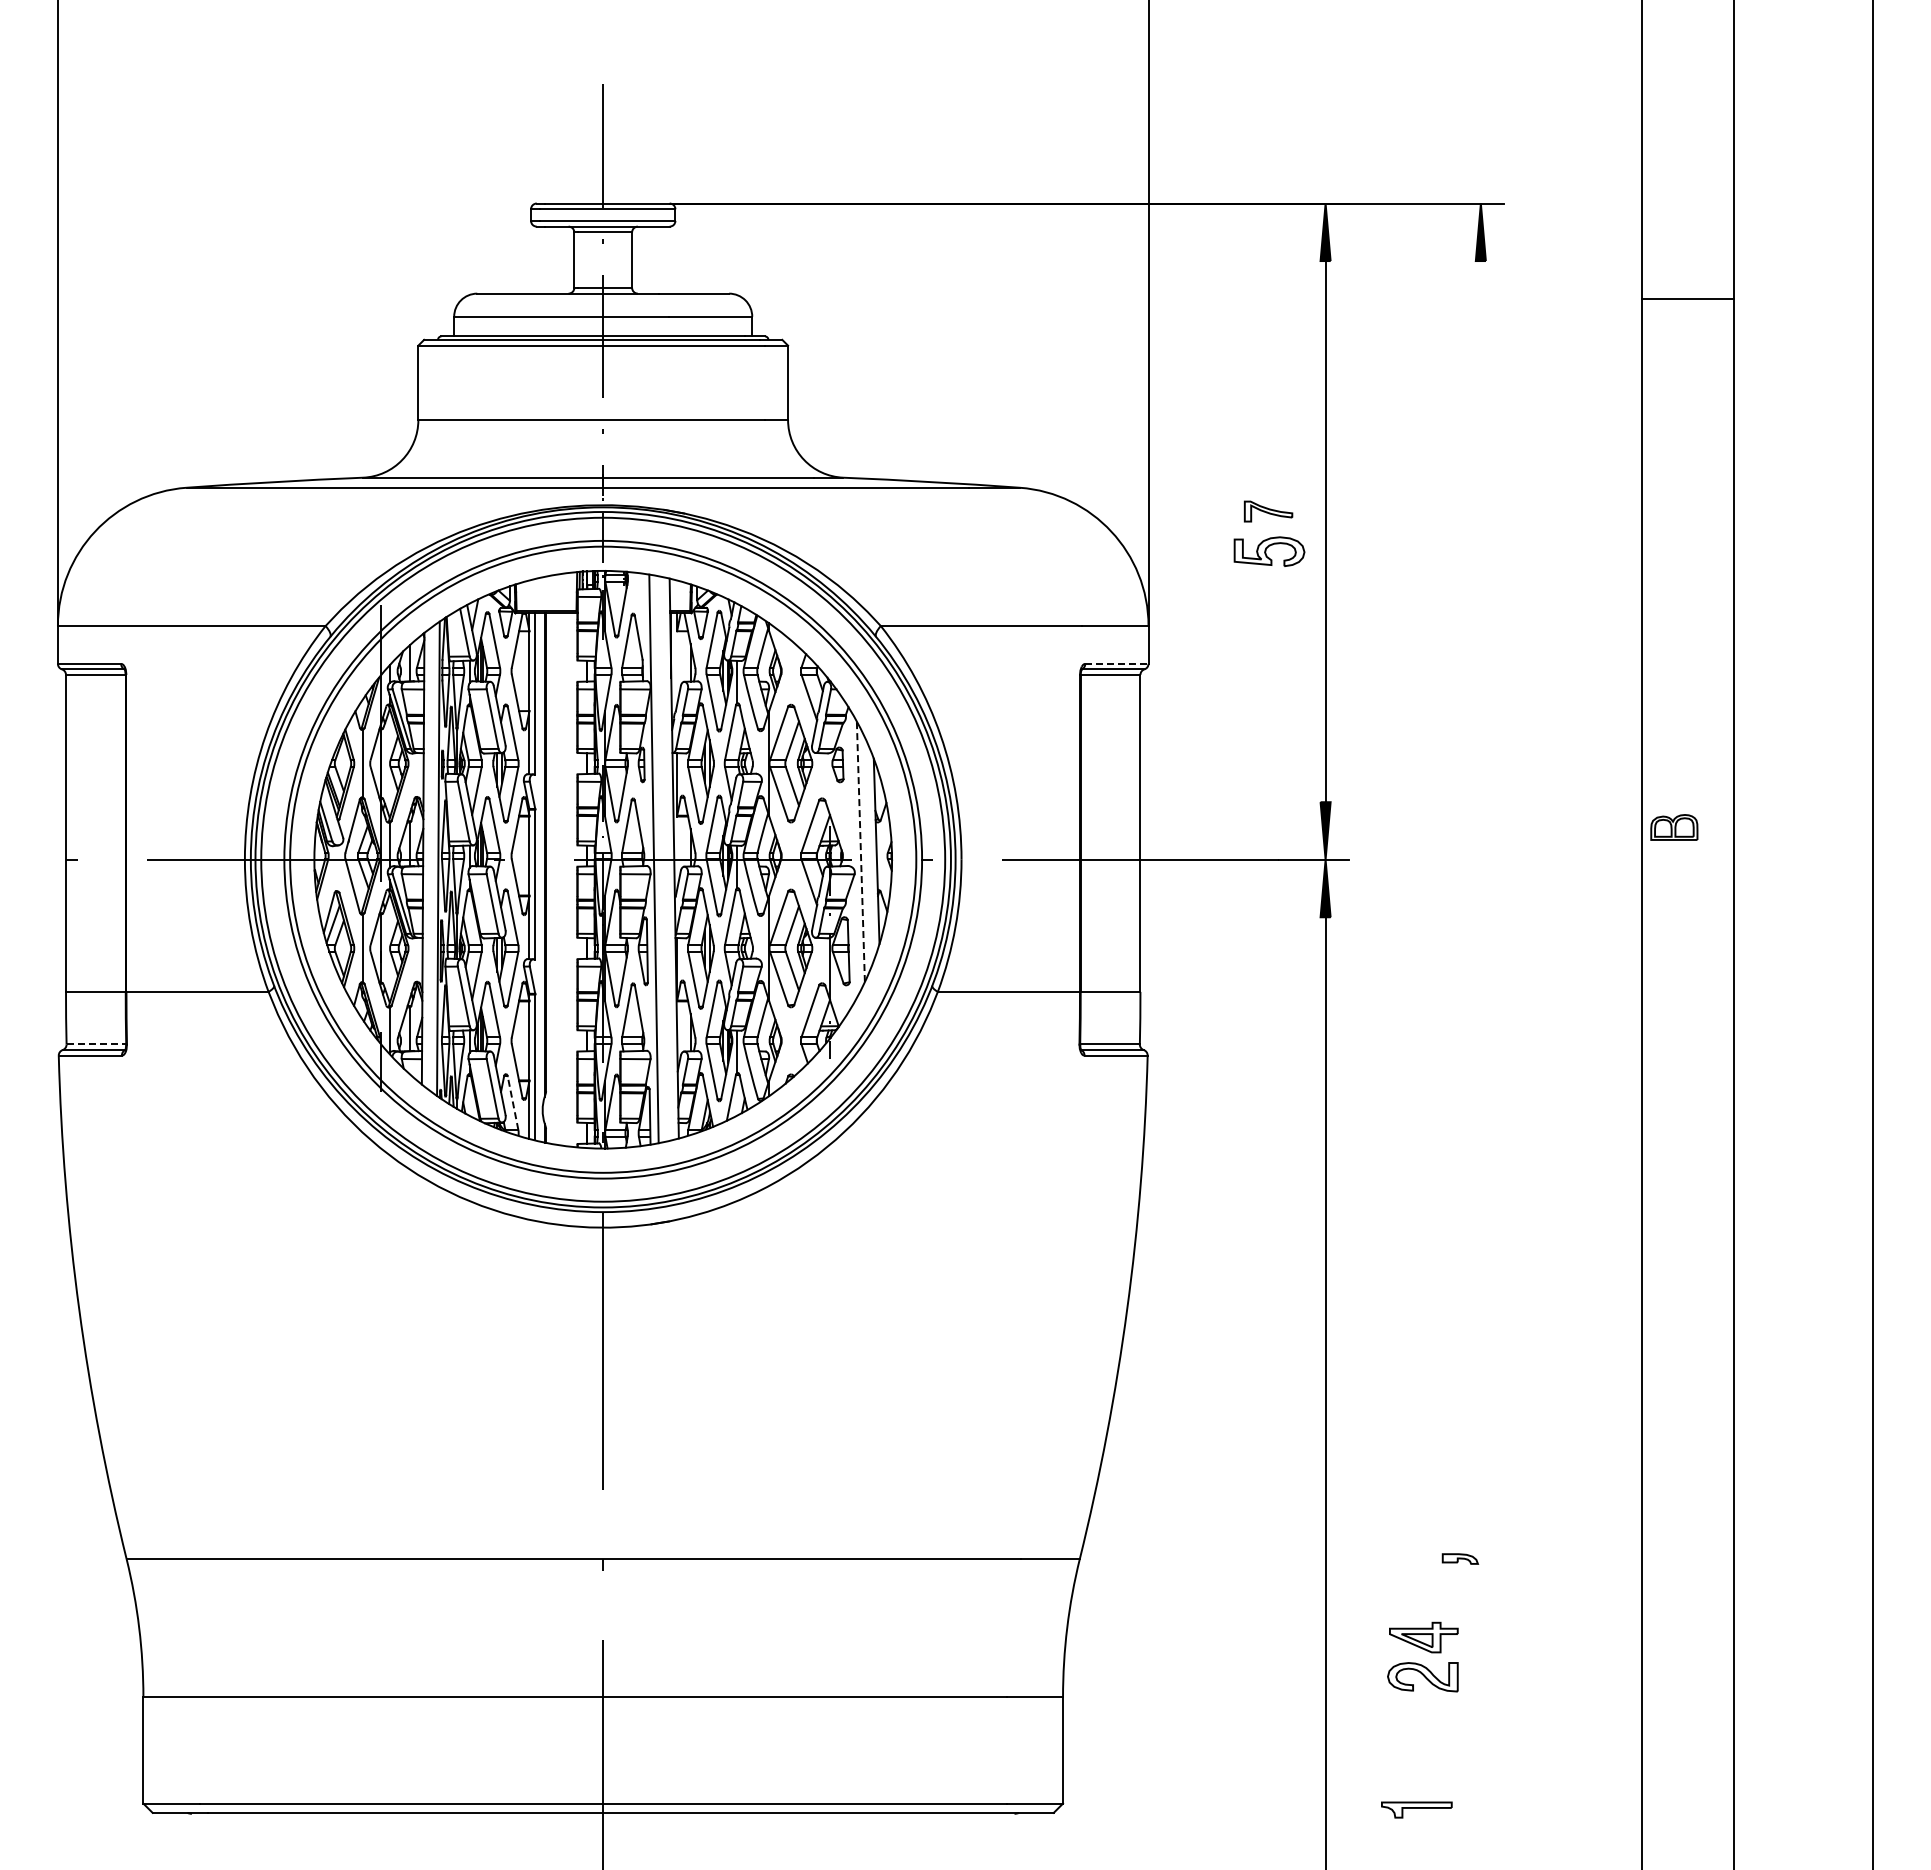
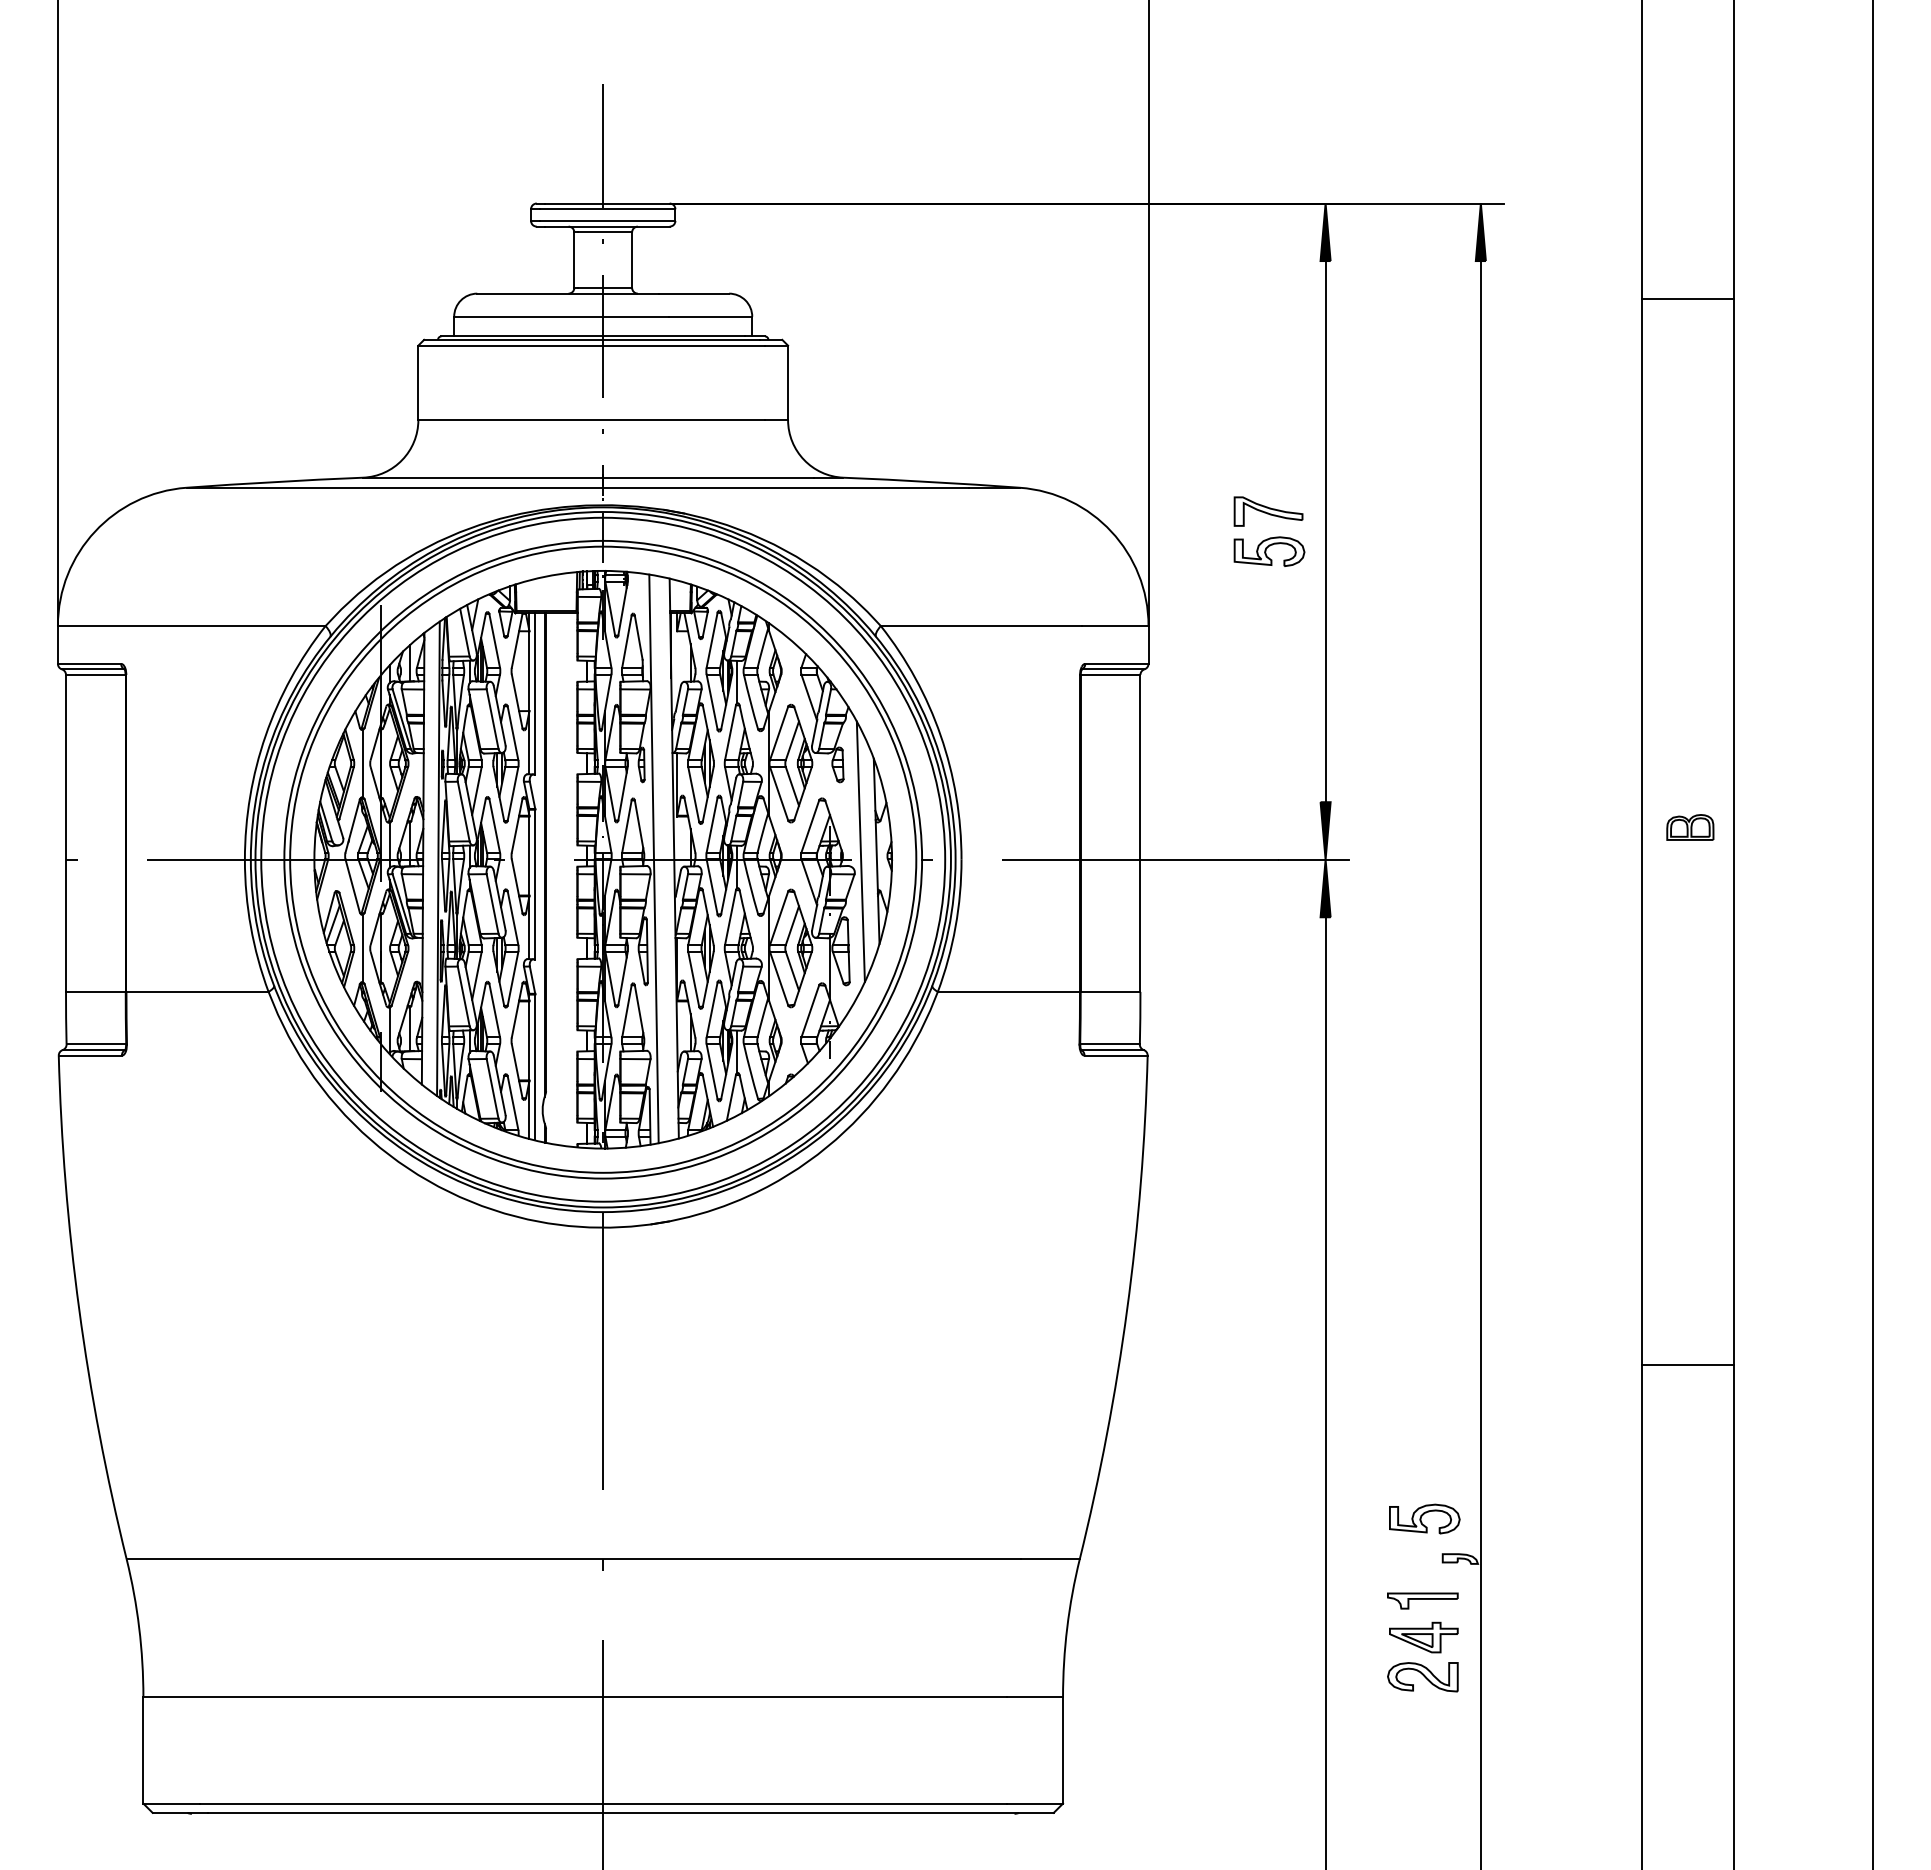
part size: 51x23 px -> 71x31 px (1268, 511)
line: dashed -> solid (1116, 663)
part position: (1674, 827) -> (1690, 827) (1690, 827)
line: dashed -> solid (860, 851)
line: dashed -> solid (96, 1044)
line: none -> present (1480, 1063)
line: dashed -> solid (512, 1102)
line: none -> present (1688, 1365)
part: none -> present (1424, 1518)
part position: (1416, 1809) -> (1422, 1600) (1422, 1600)
